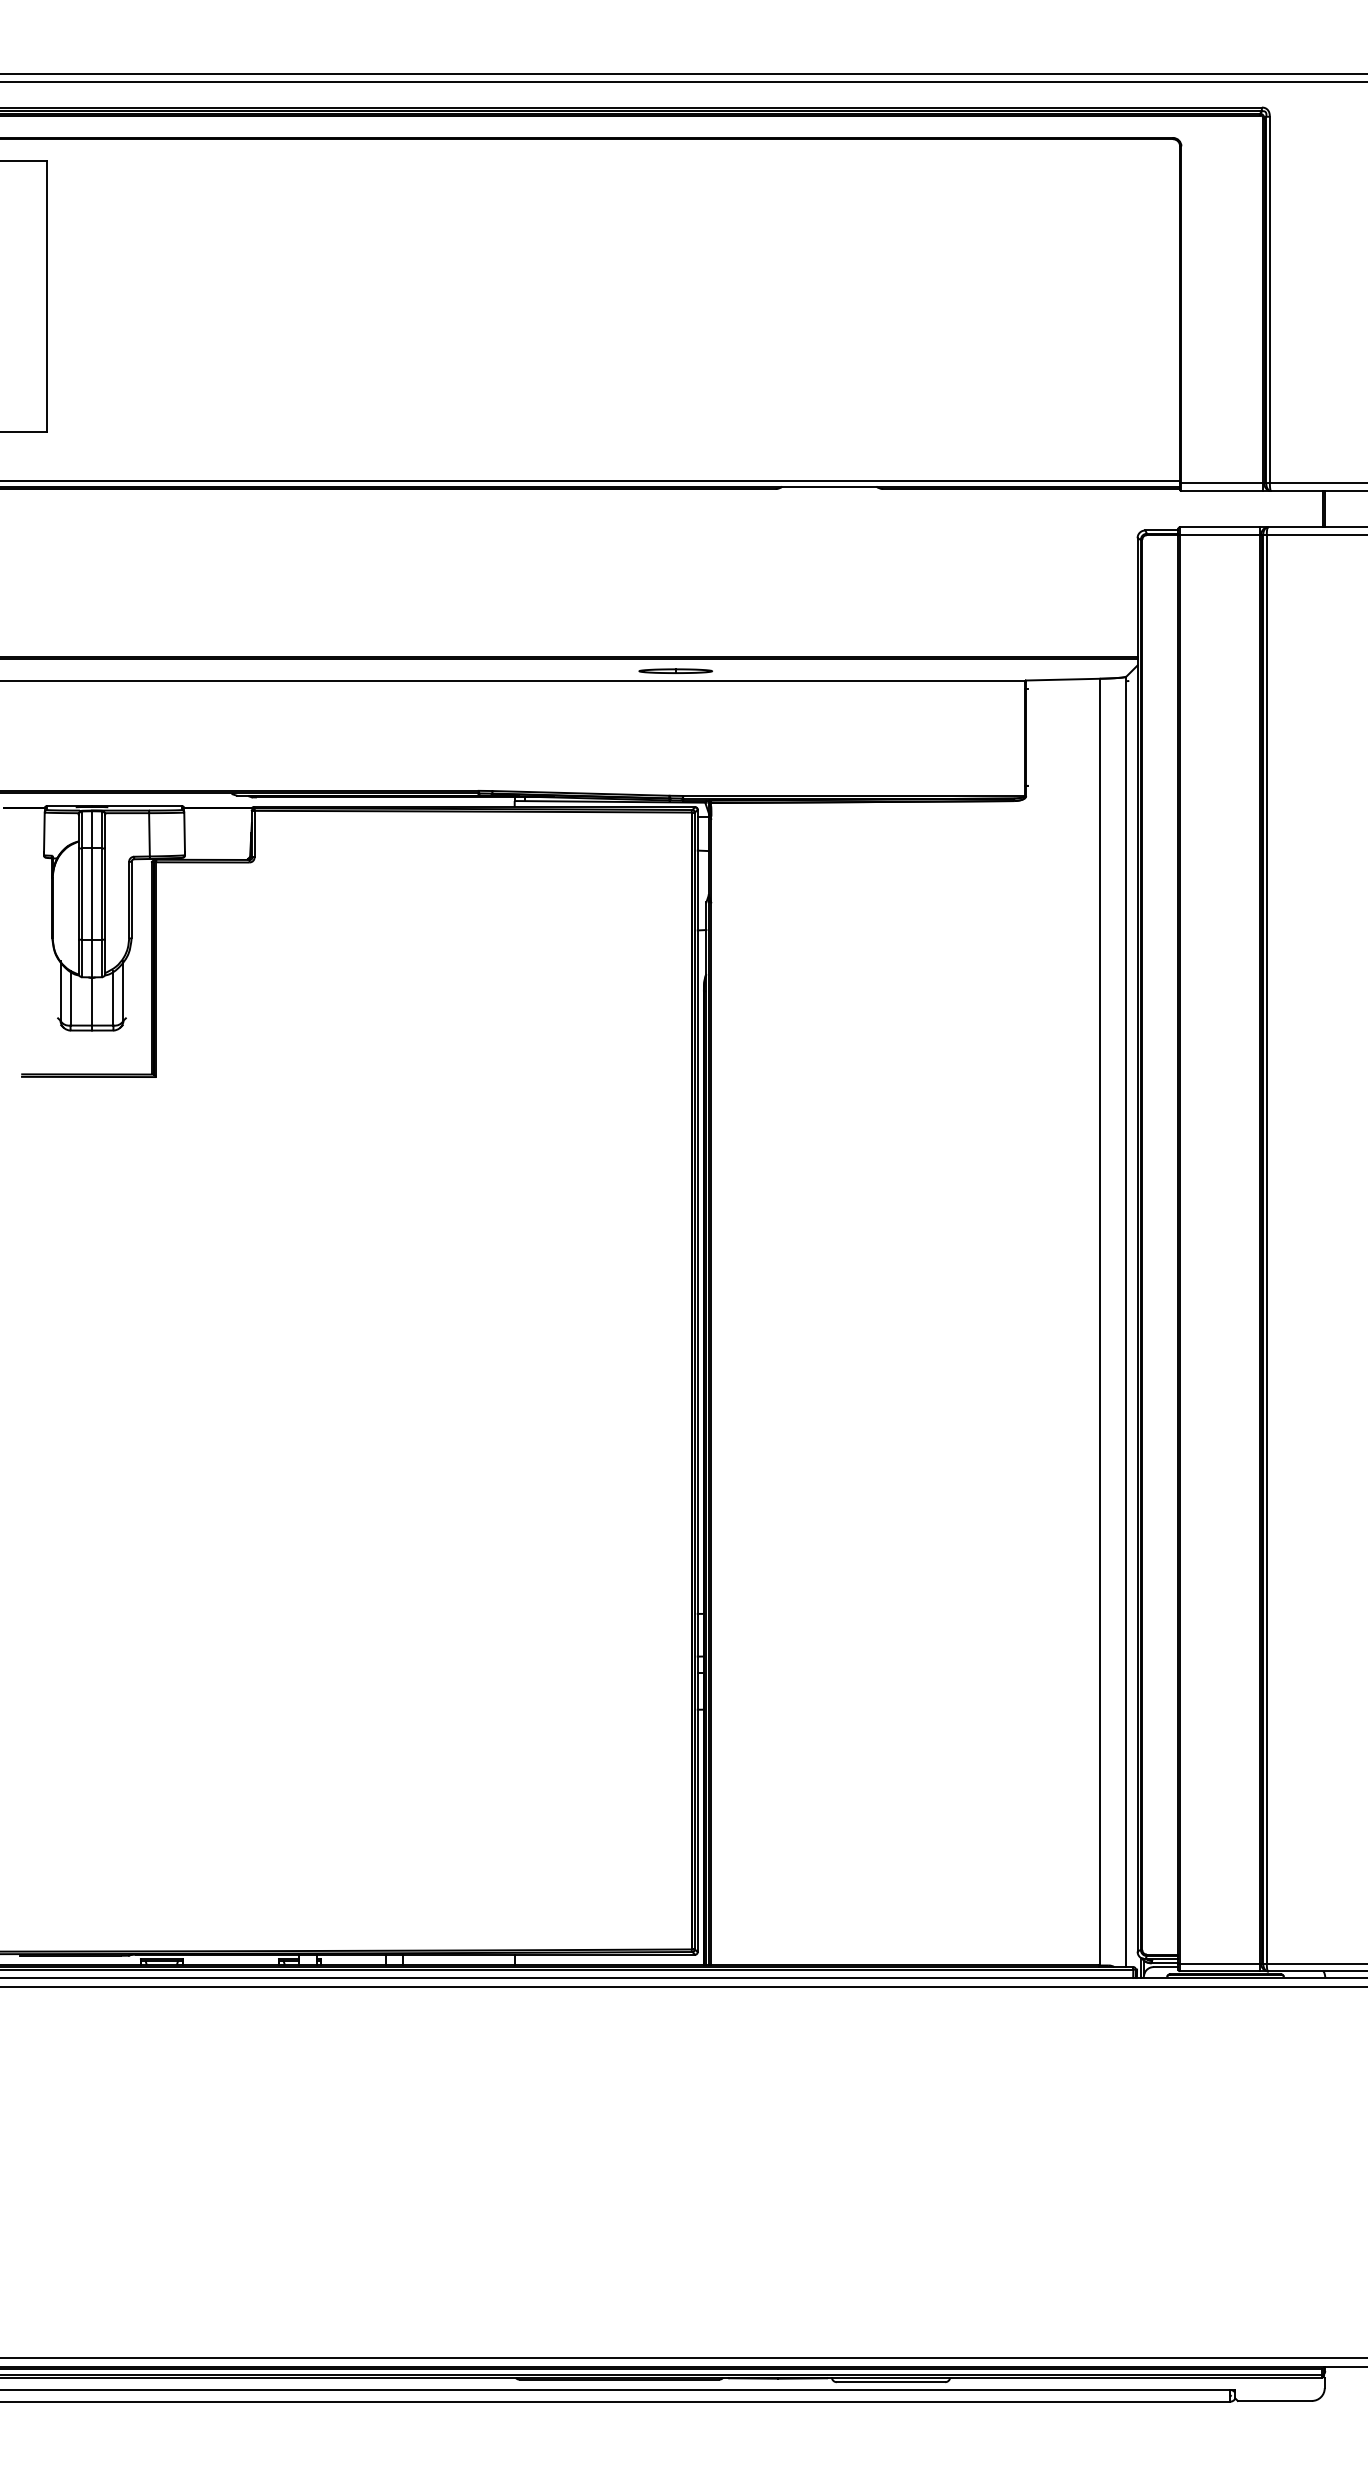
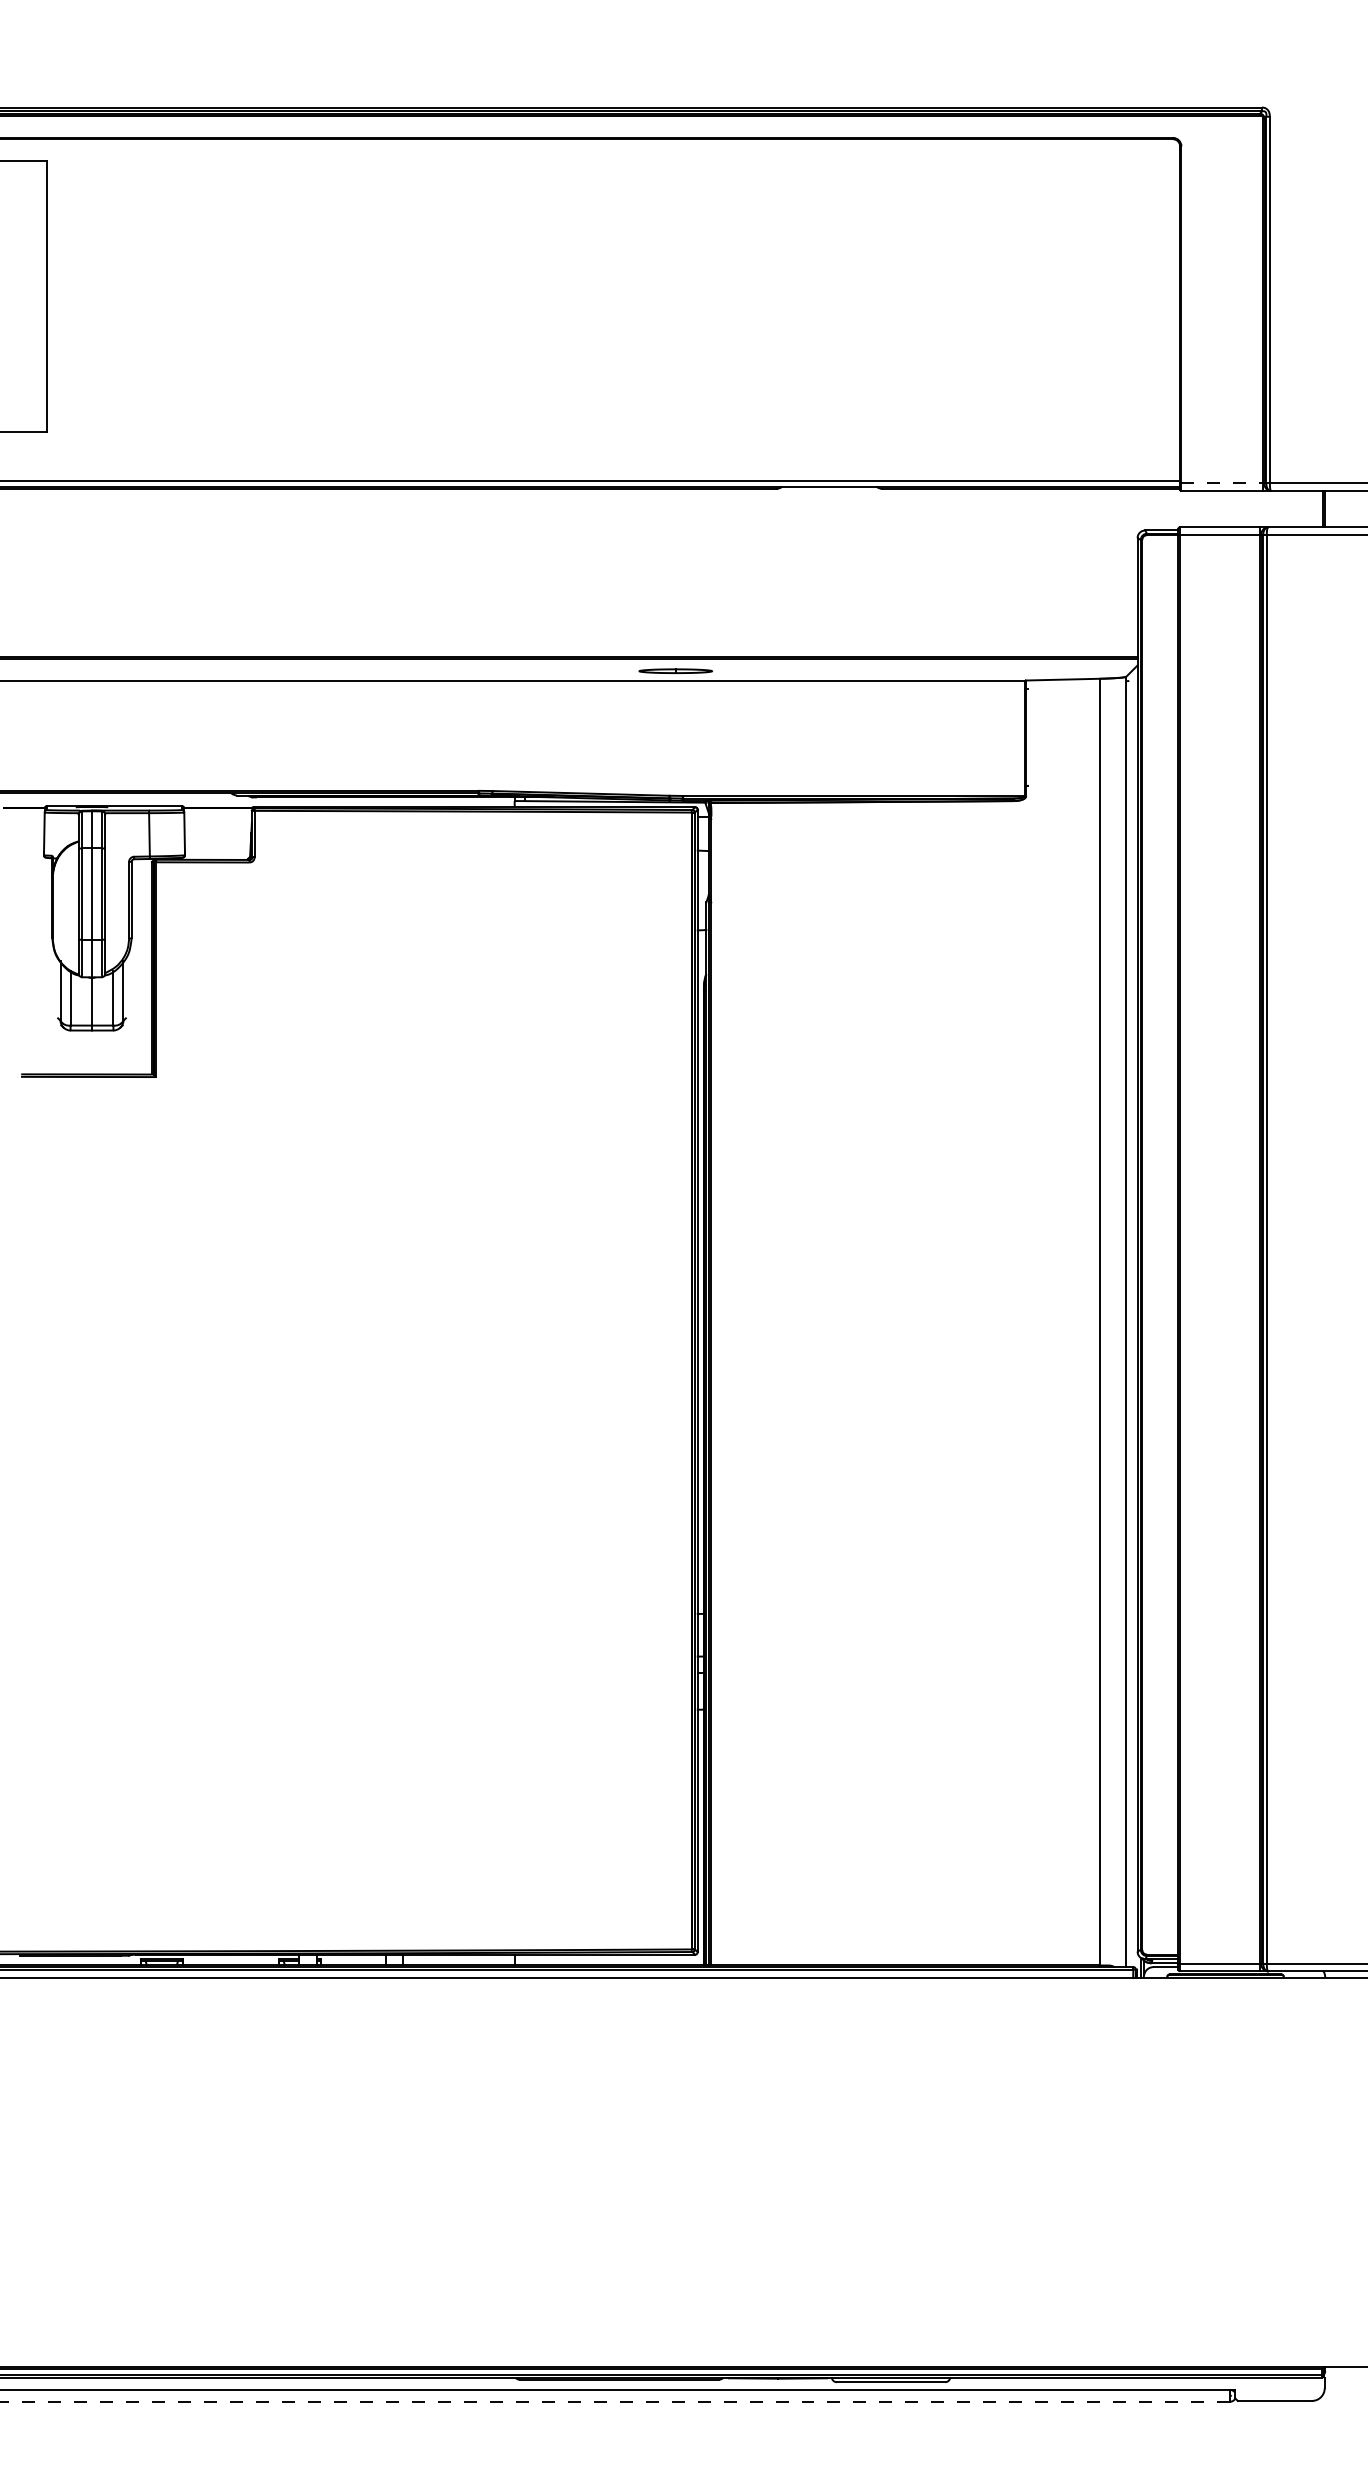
line: present -> none (683, 74)
line: present -> none (683, 82)
line: solid -> dashed (1222, 483)
line: present -> none (683, 1987)
line: present -> none (683, 2358)
line: solid -> dashed (615, 2401)
